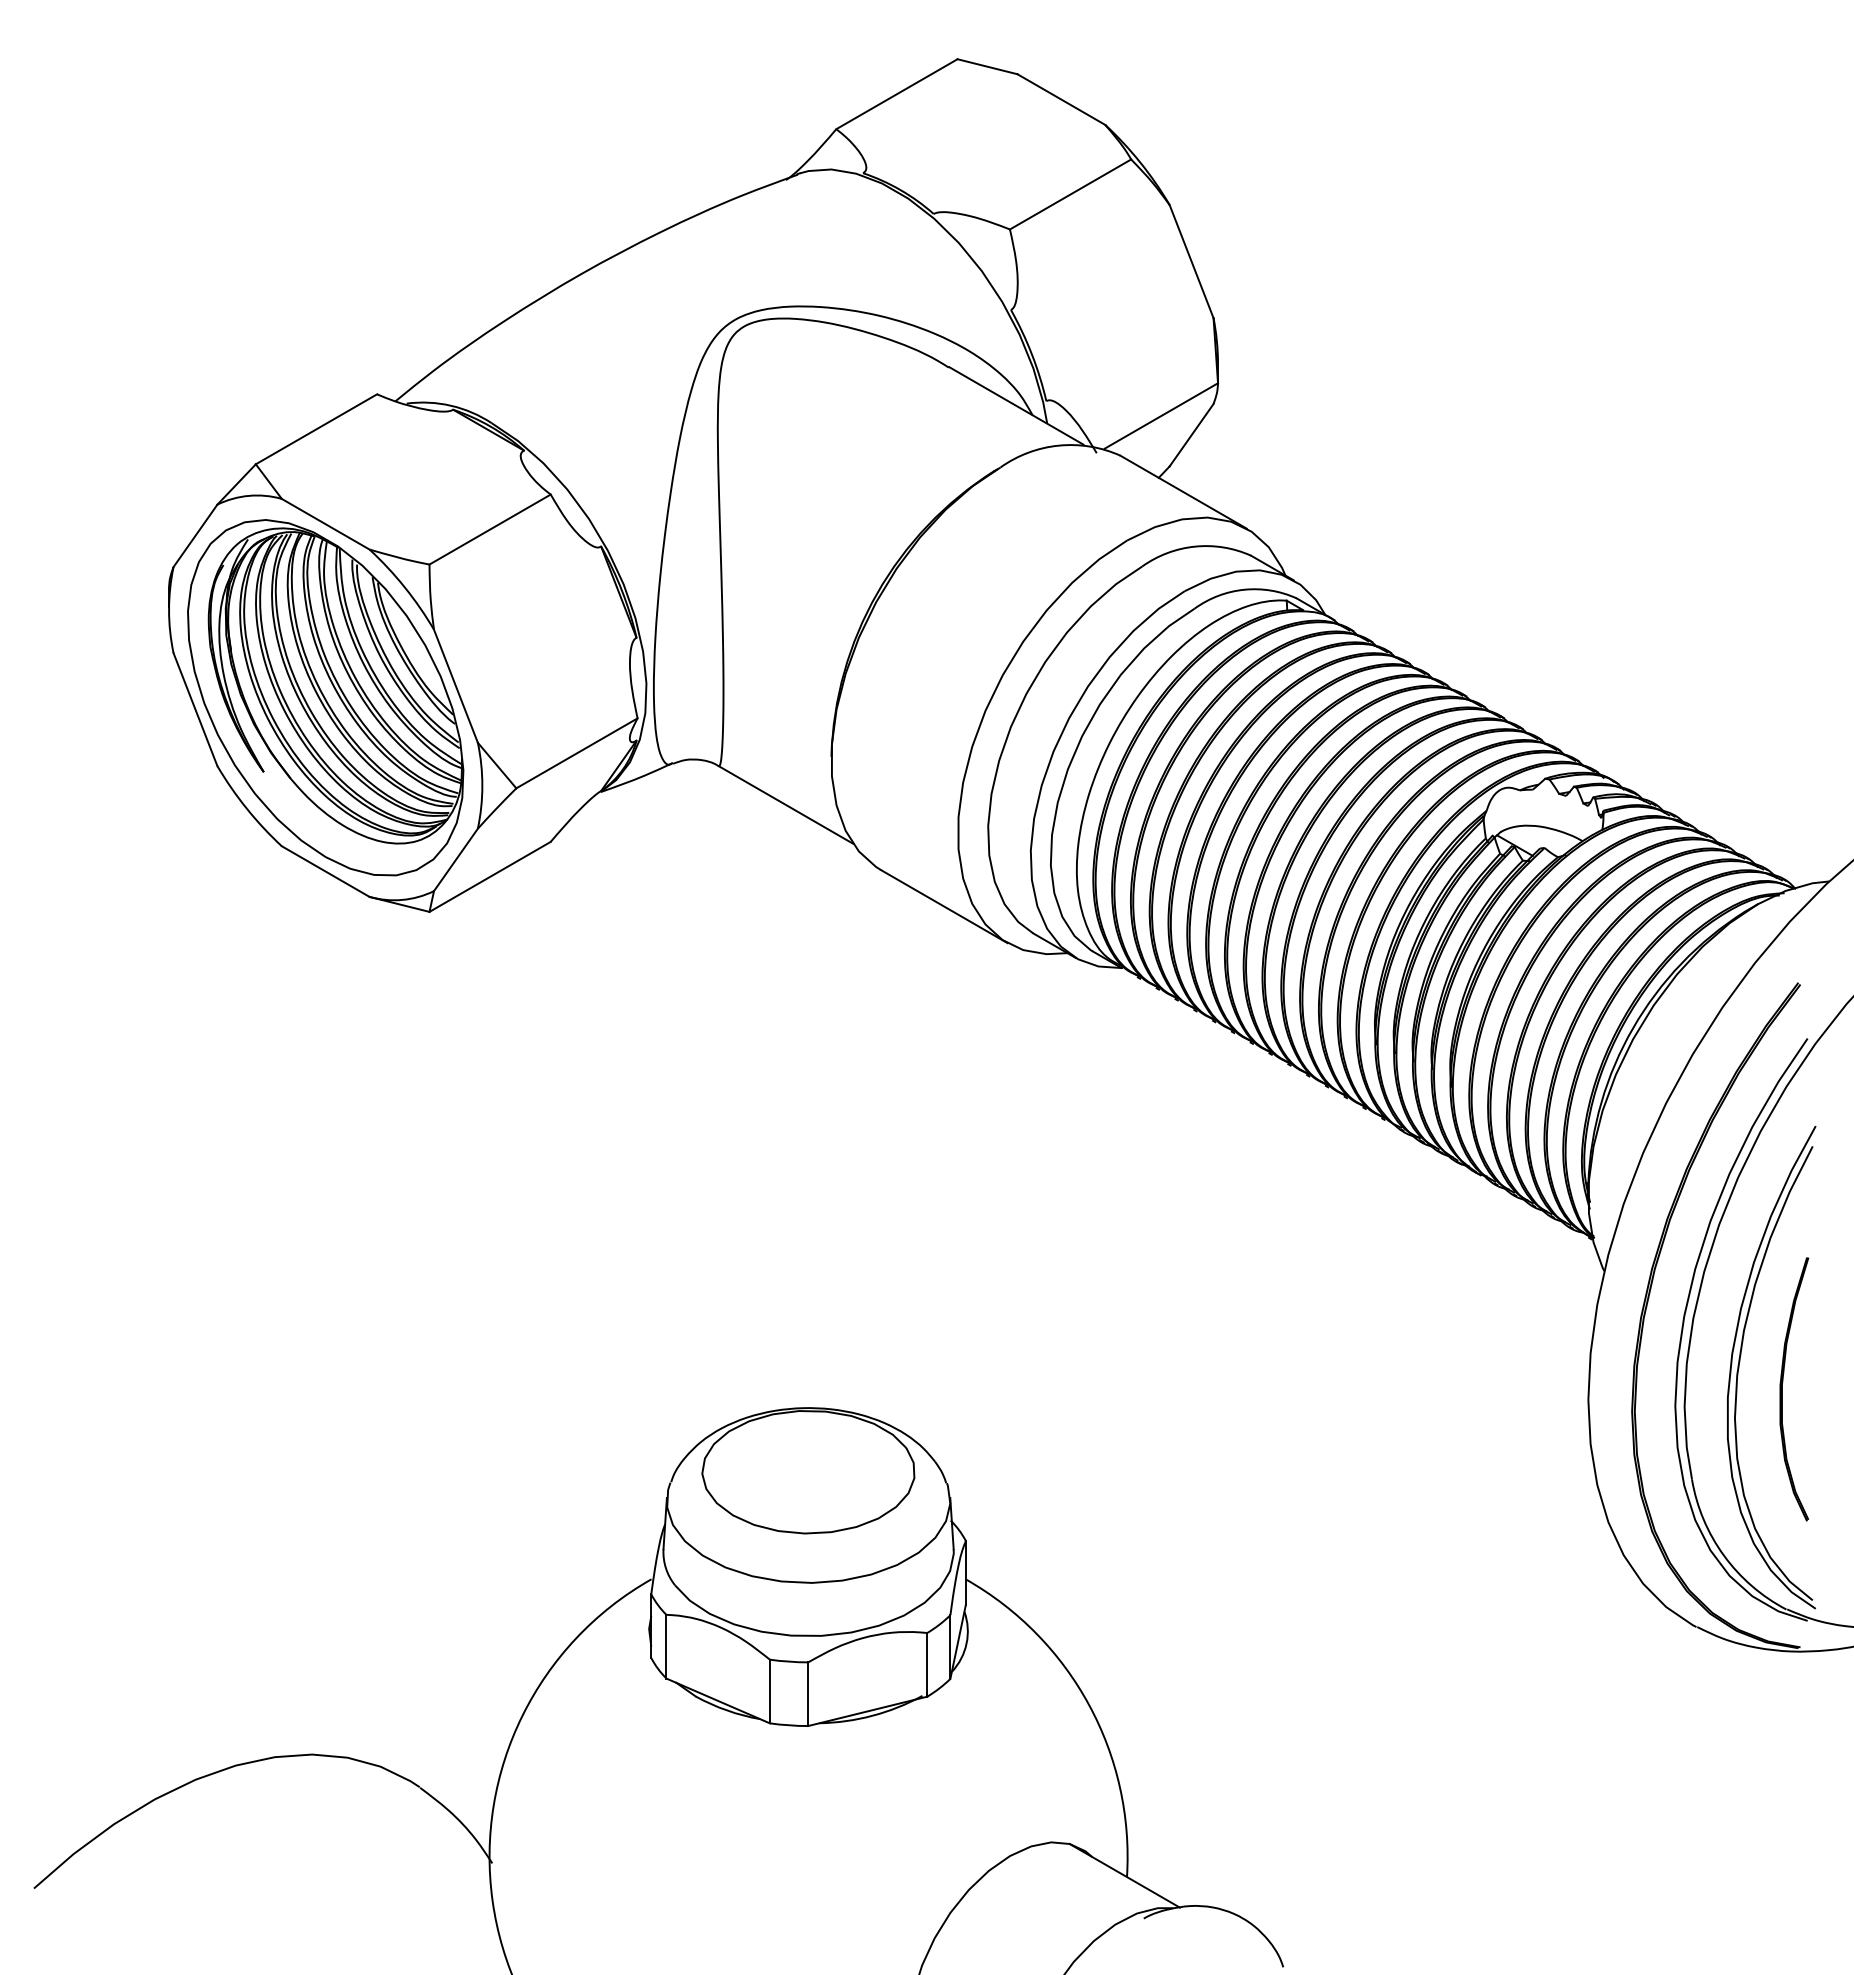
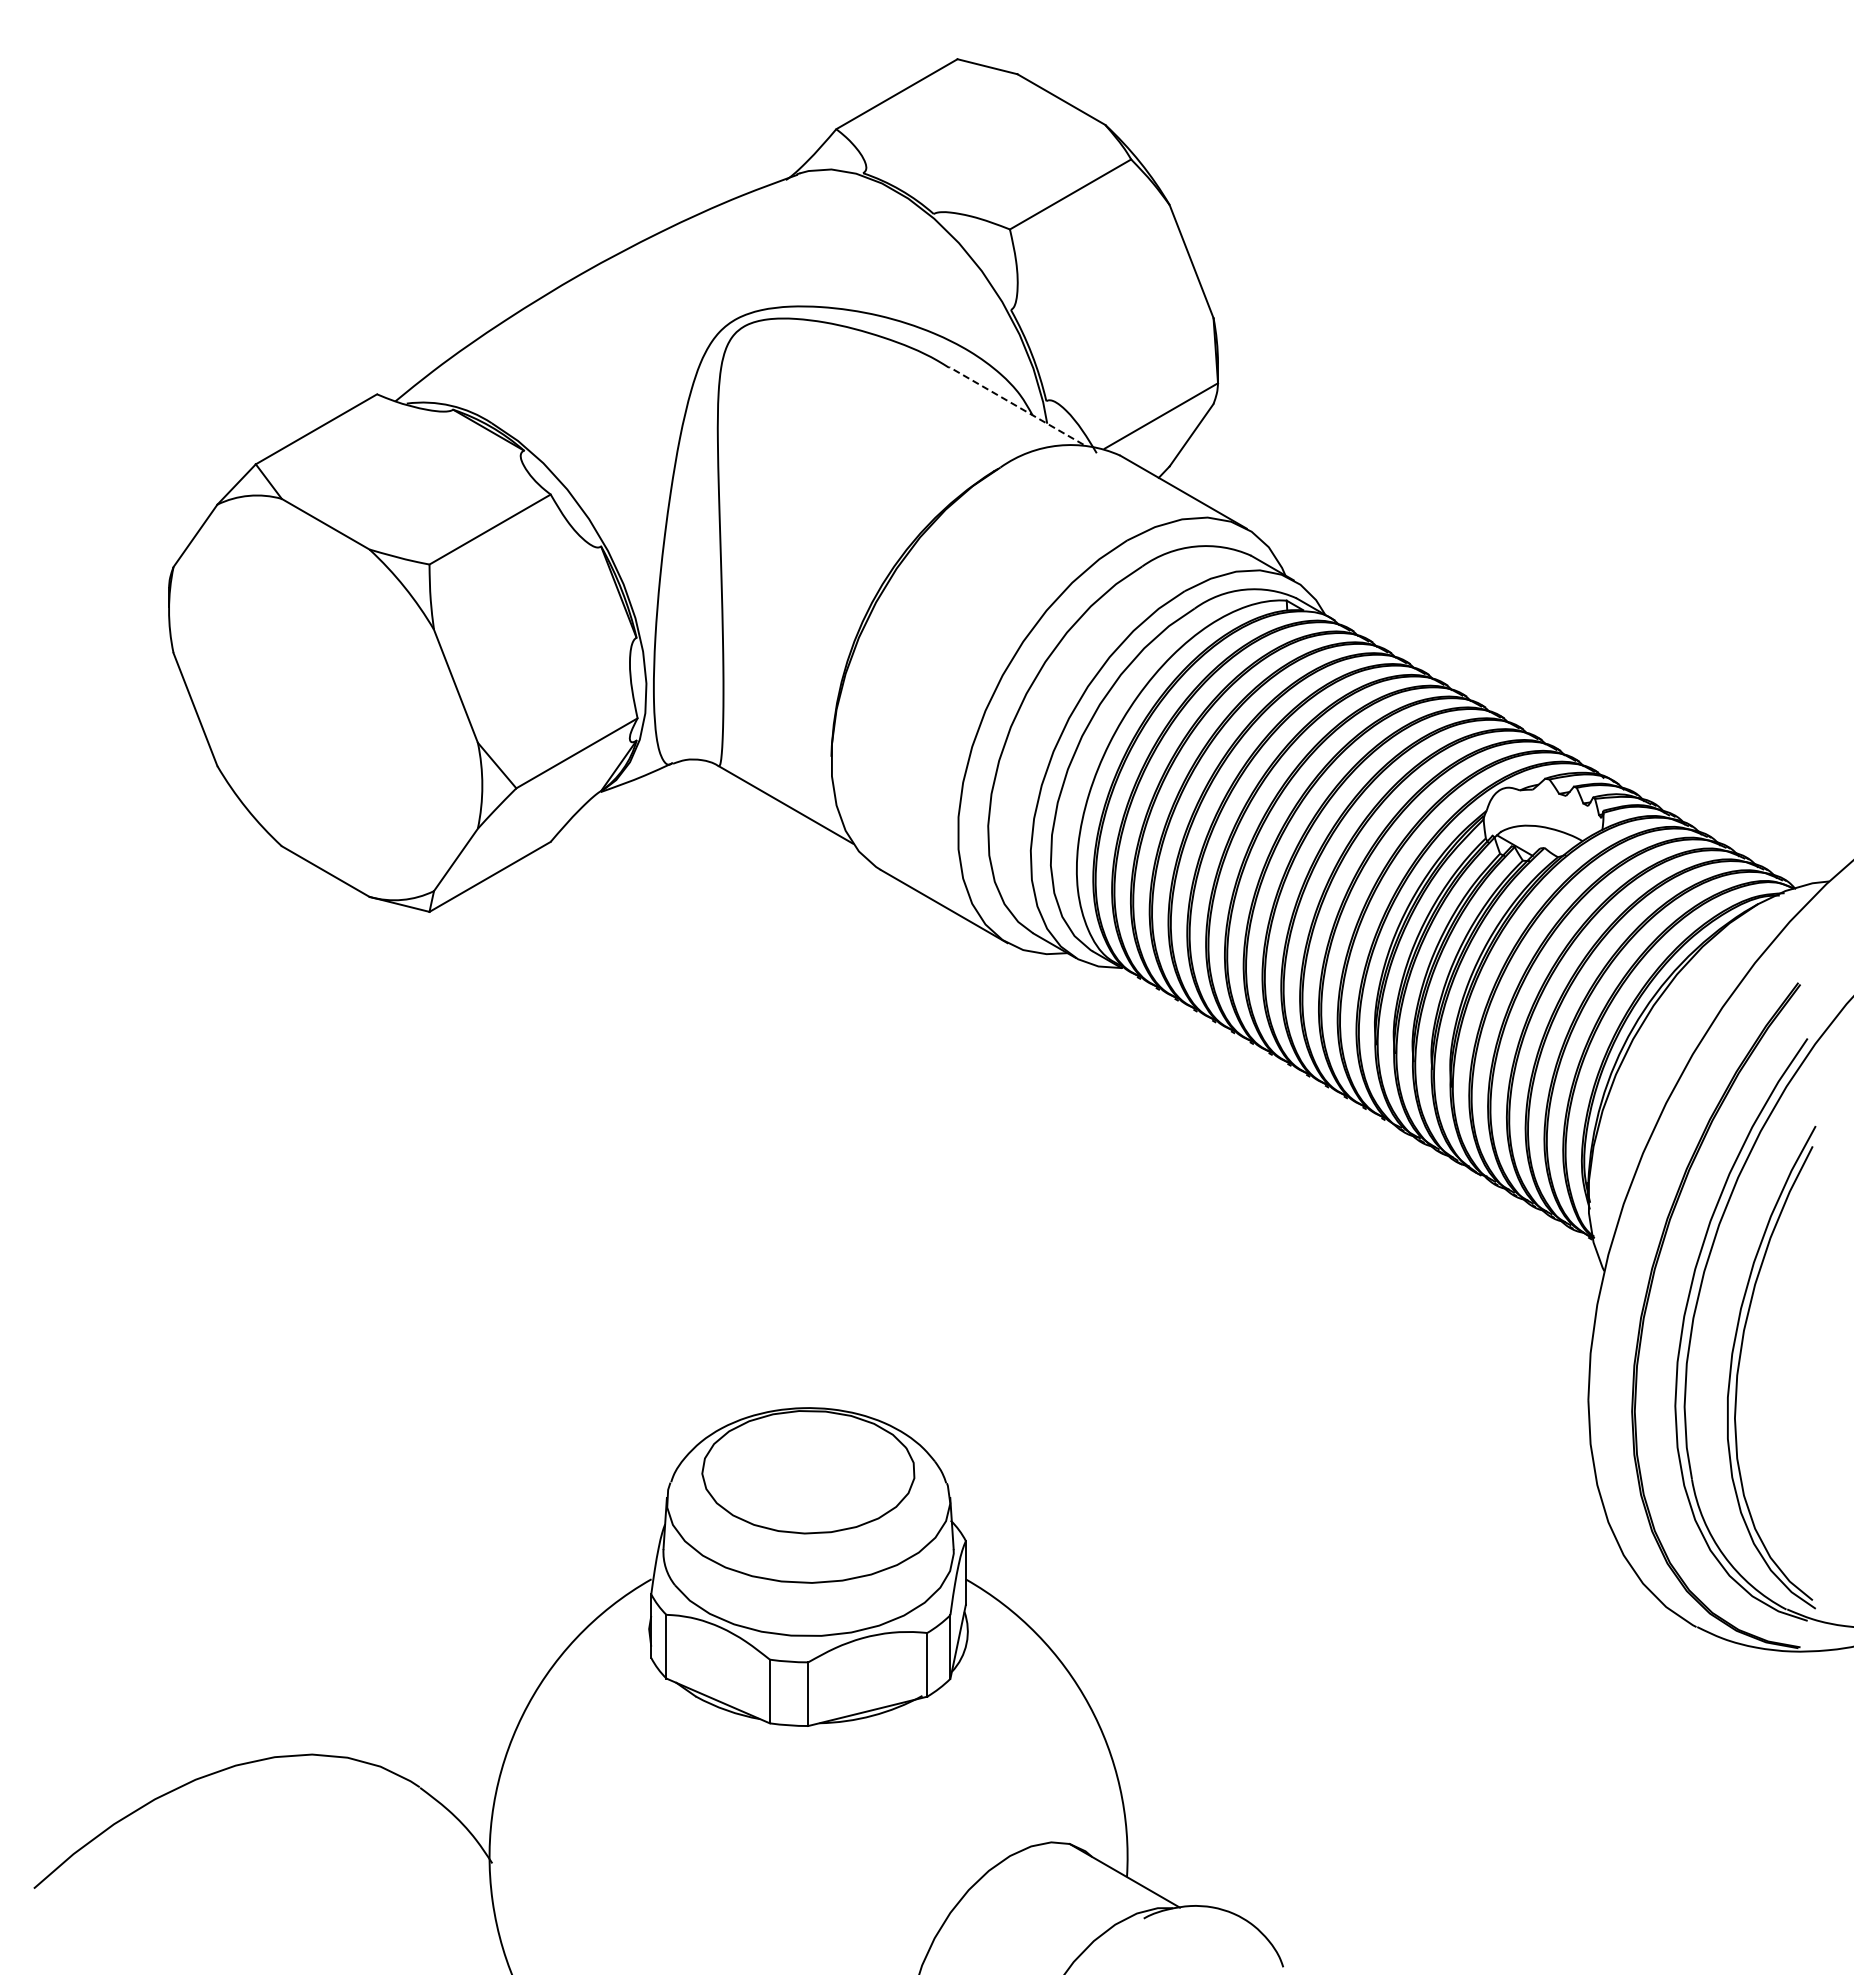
line: solid -> dashed (1016, 405)
part: present -> none (325, 697)
part: present -> none (1782, 1389)
